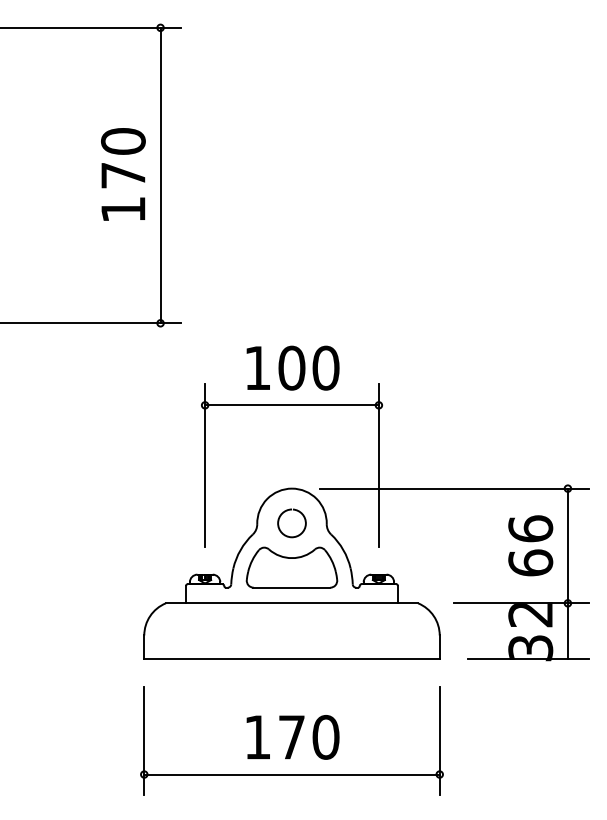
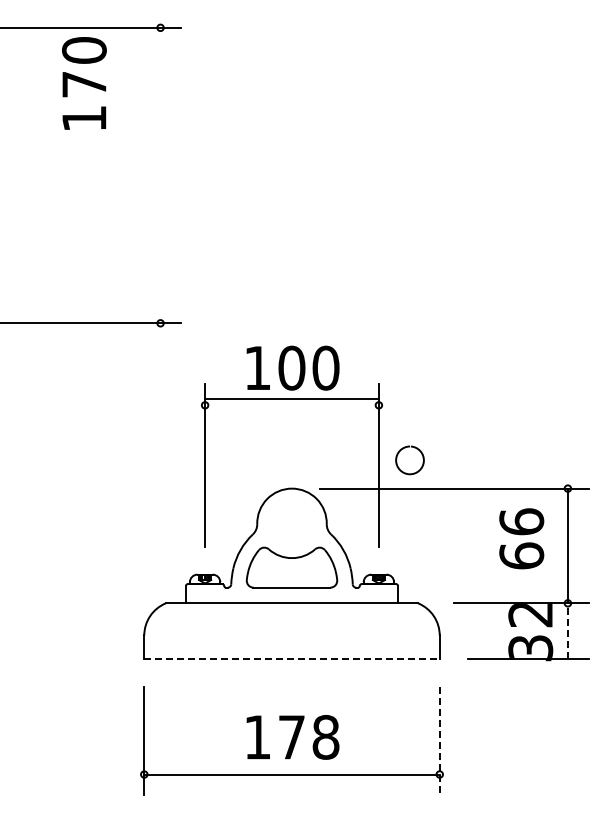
text position: (123, 174) -> (84, 83) (84, 83)
line: present -> none (160, 175)
line position: (291, 405) -> (291, 399) (291, 399)
arc position: (279, 524) -> (397, 461) (397, 461)
text position: (530, 545) -> (521, 538) (521, 538)
line: solid -> dashed (567, 631)
line: solid -> dashed (292, 658)
text: 170 -> 178 (325, 737)
line: solid -> dashed (439, 741)
